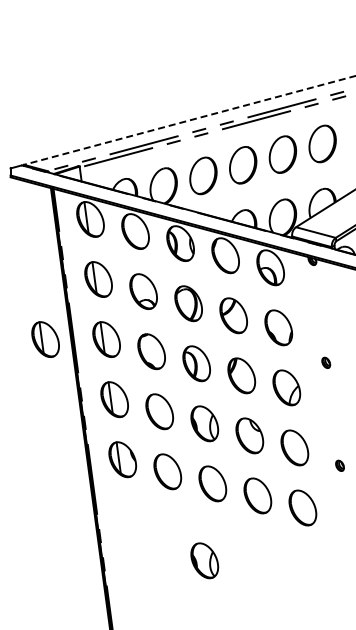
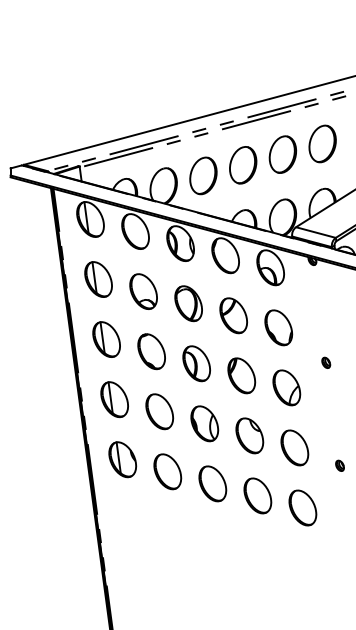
line: dashed -> solid (189, 120)
part: present -> none (45, 339)
part: present -> none (204, 560)
